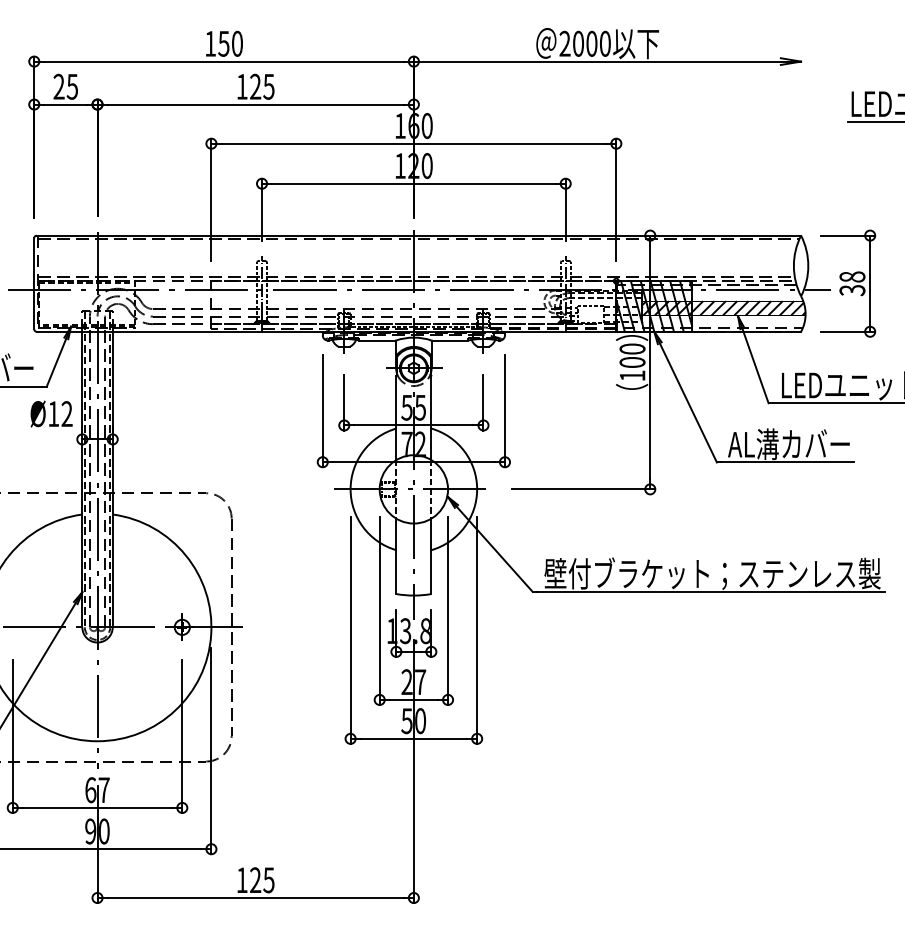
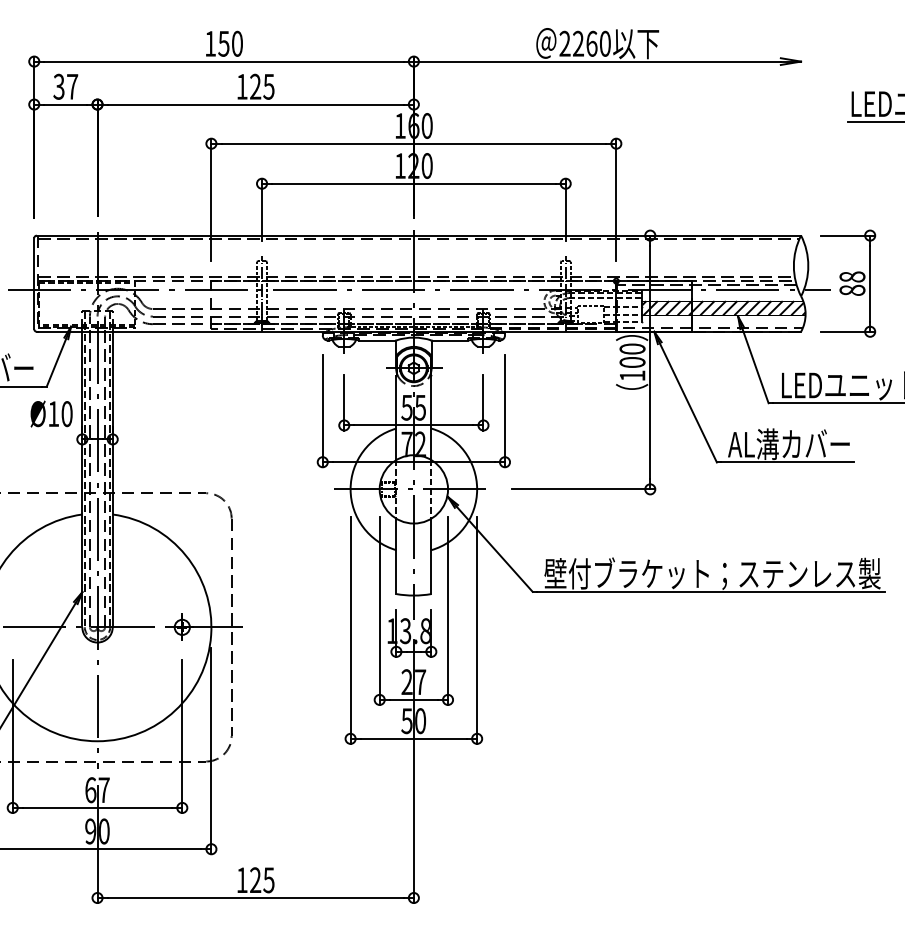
text: 2000 -> 2260 (585, 43)
text: 25 -> 37 (65, 86)
text: 38 -> 88 (852, 290)
hatch: present -> none (654, 306)
text: Ø12 -> Ø10 (66, 414)
